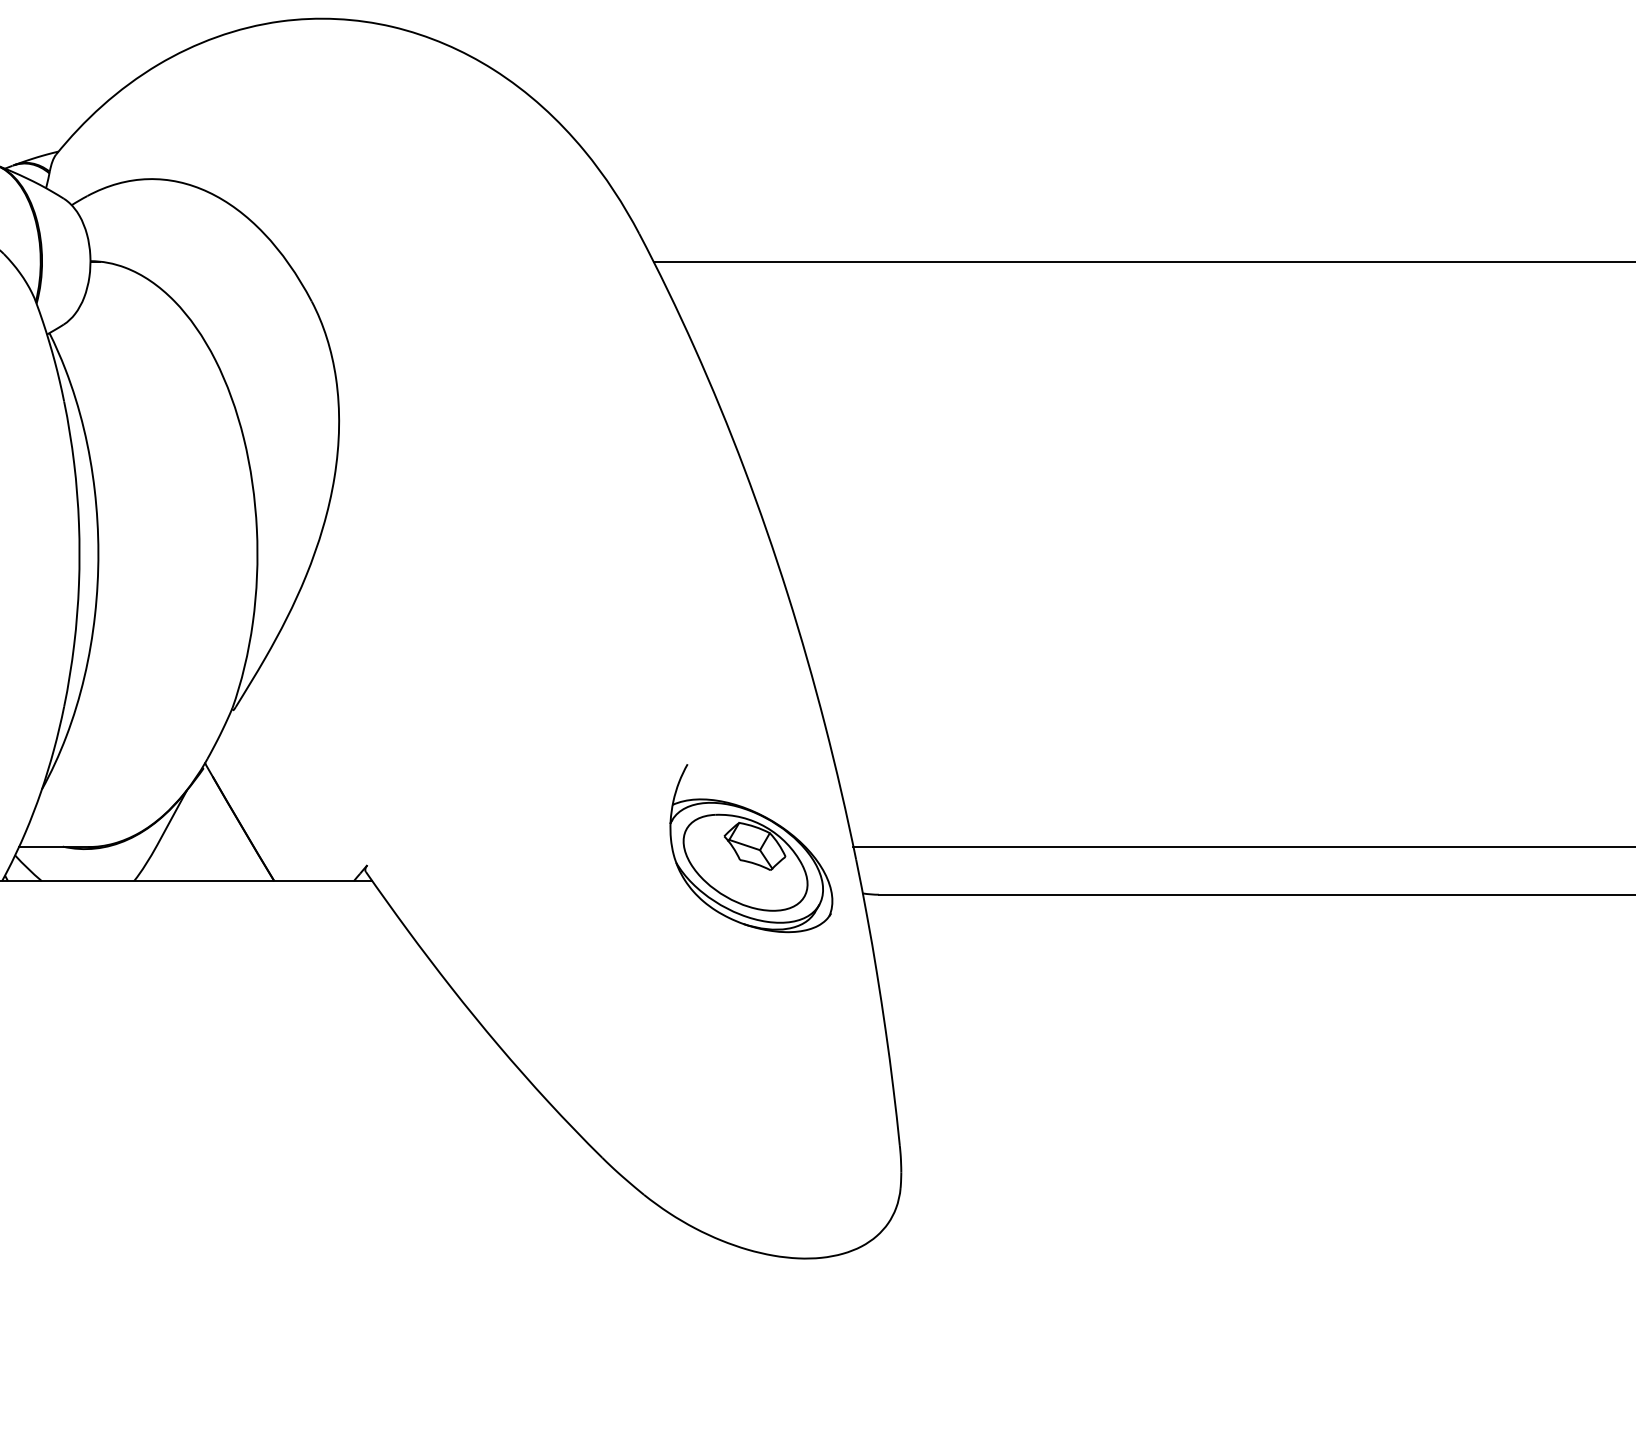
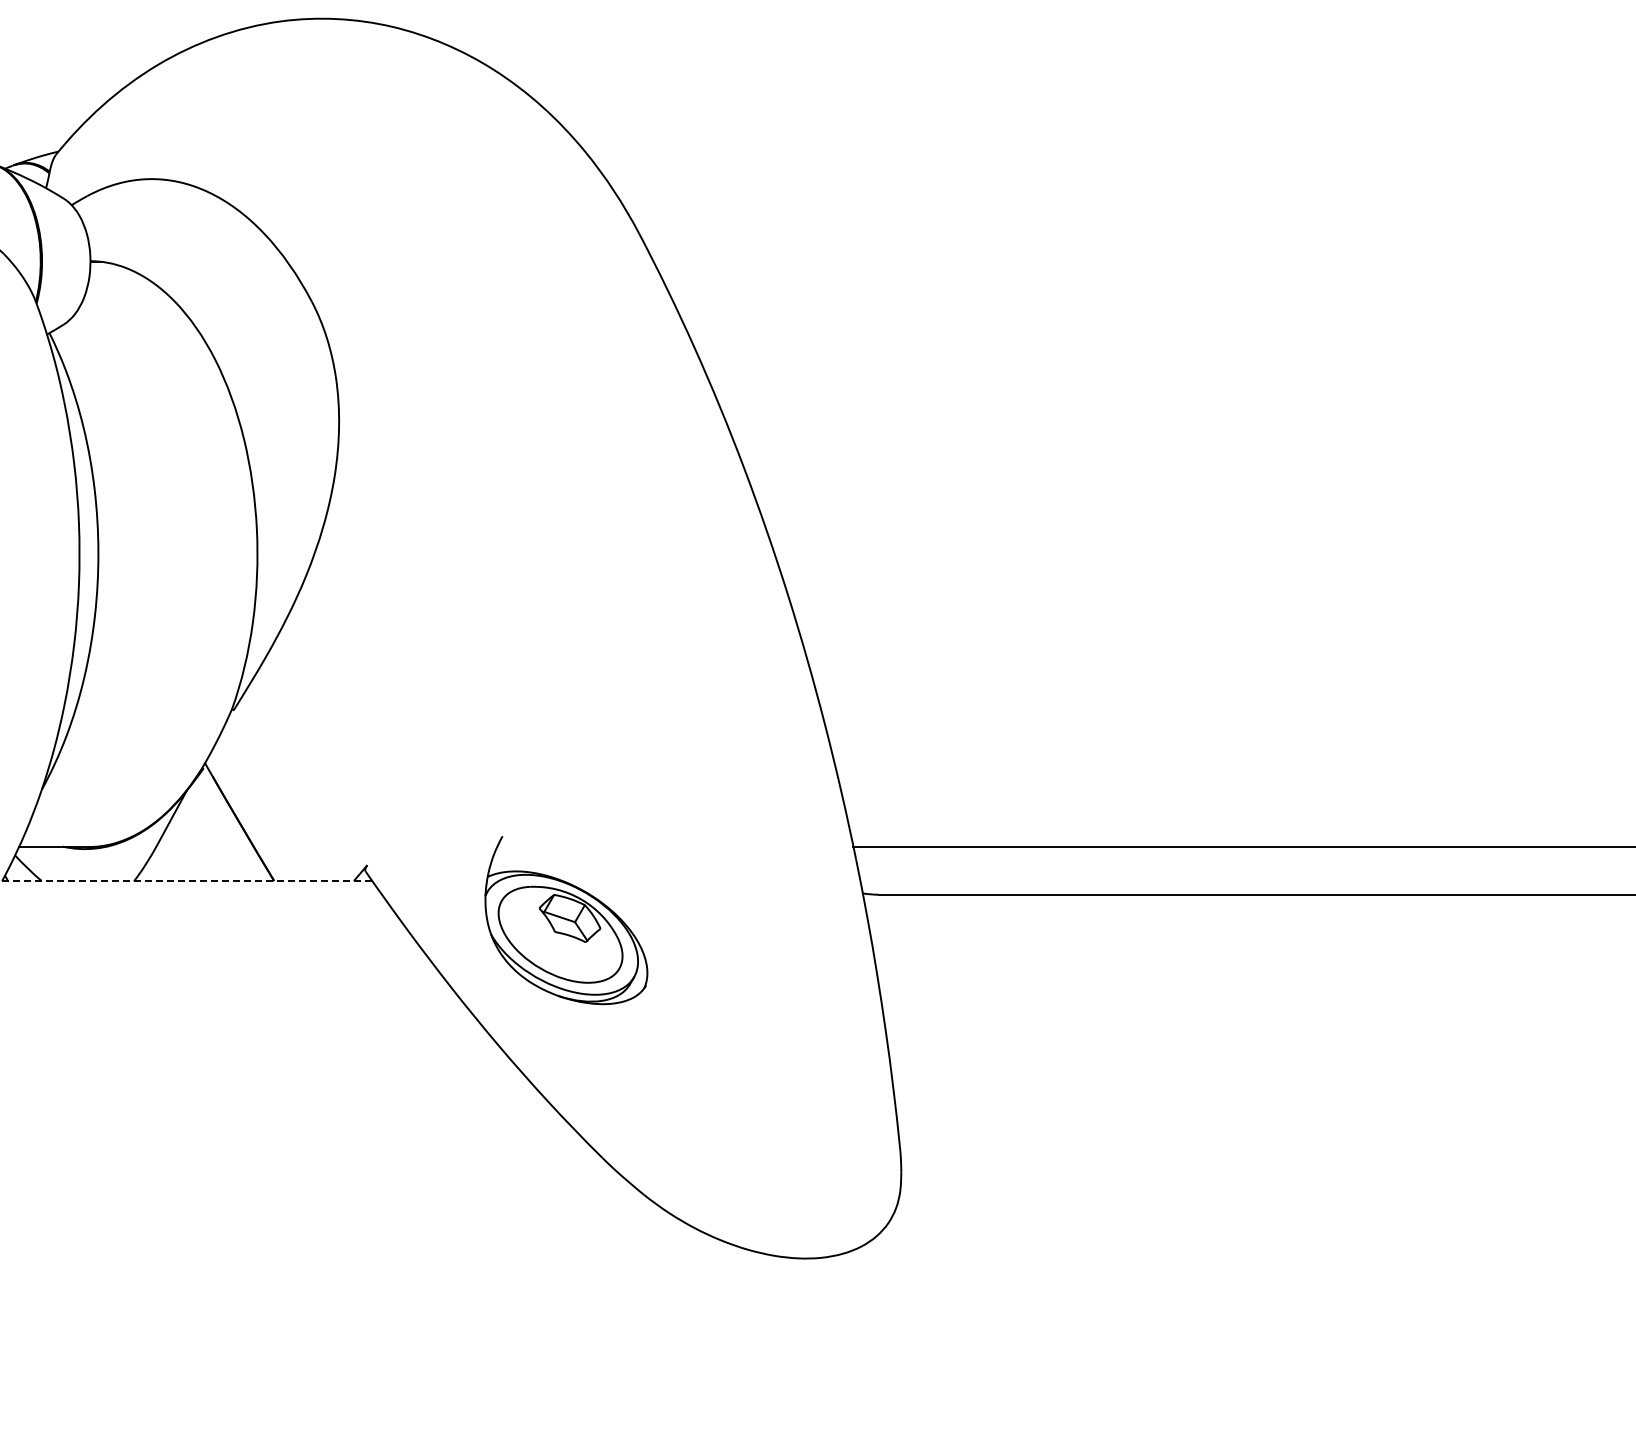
line: present -> none (1142, 261)
part position: (751, 848) -> (566, 920) (566, 920)
line: solid -> dashed (186, 881)
